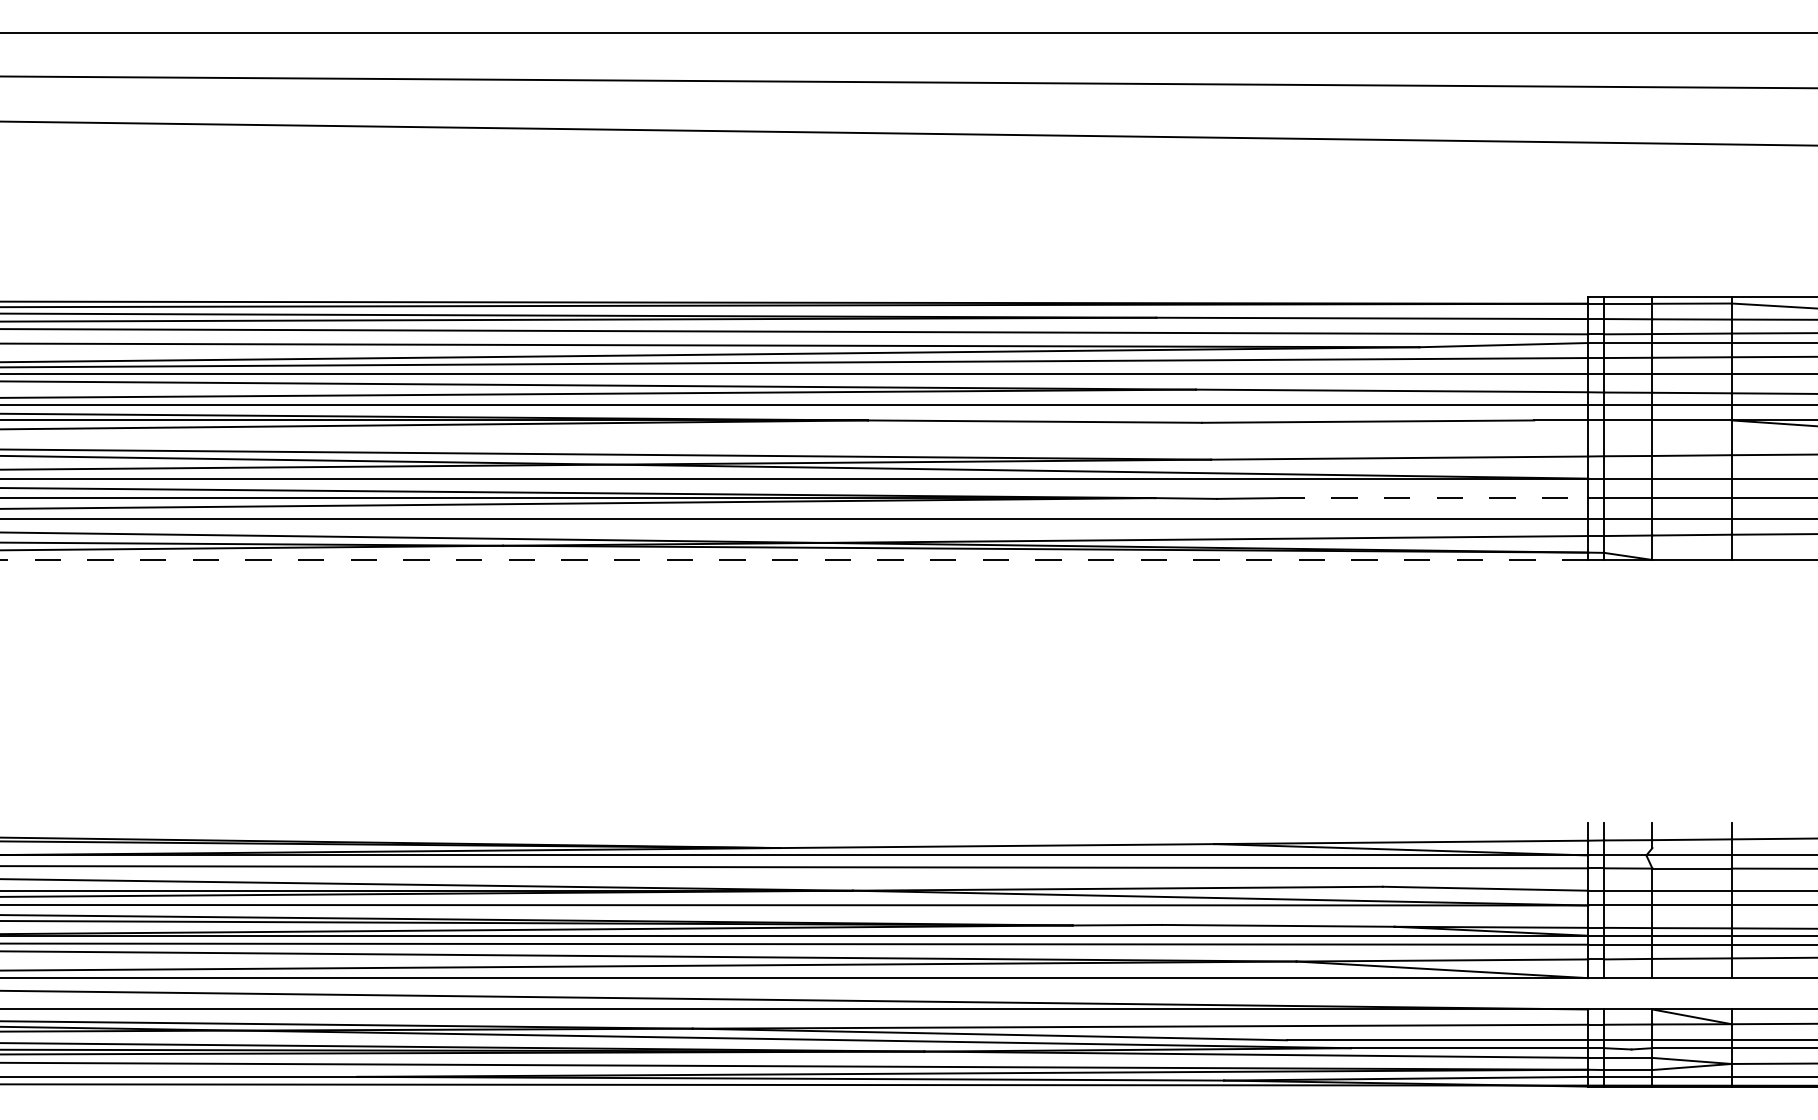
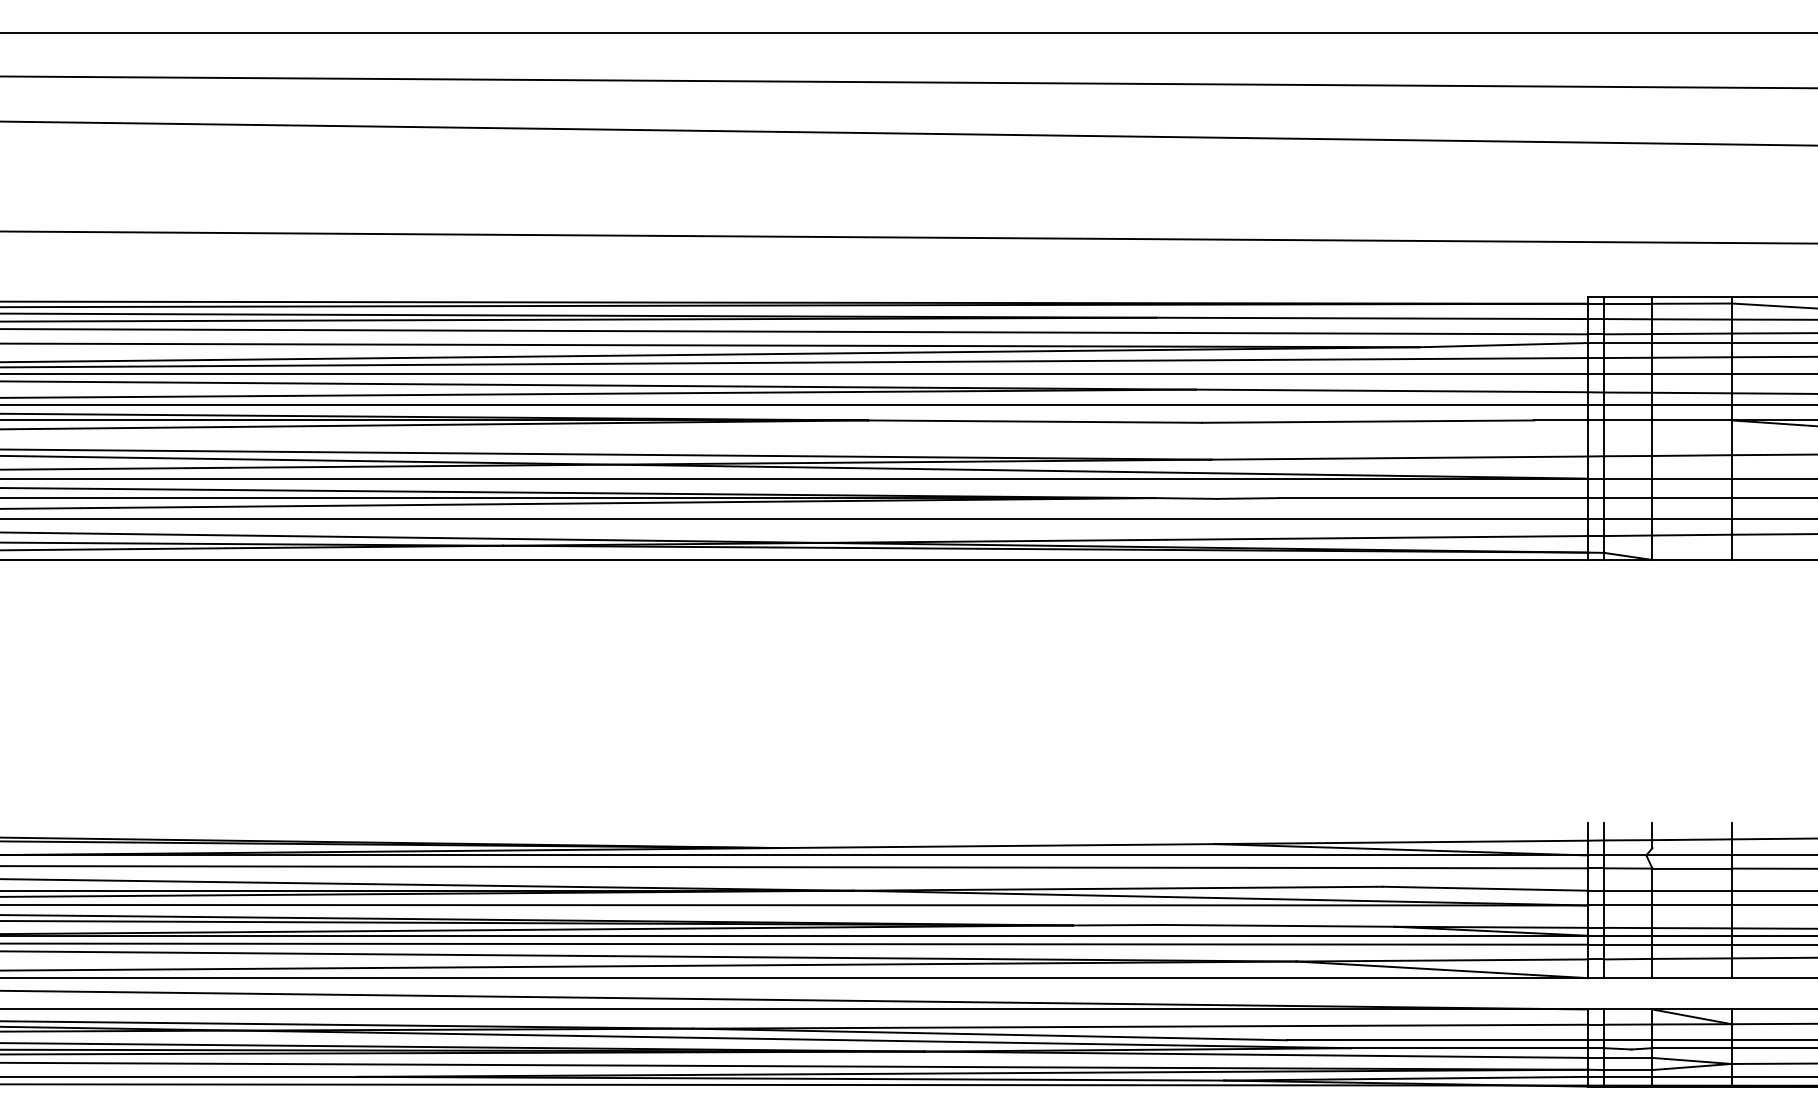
line: none -> present (908, 237)
line: dashed -> solid (1433, 498)
line: dashed -> solid (794, 559)
